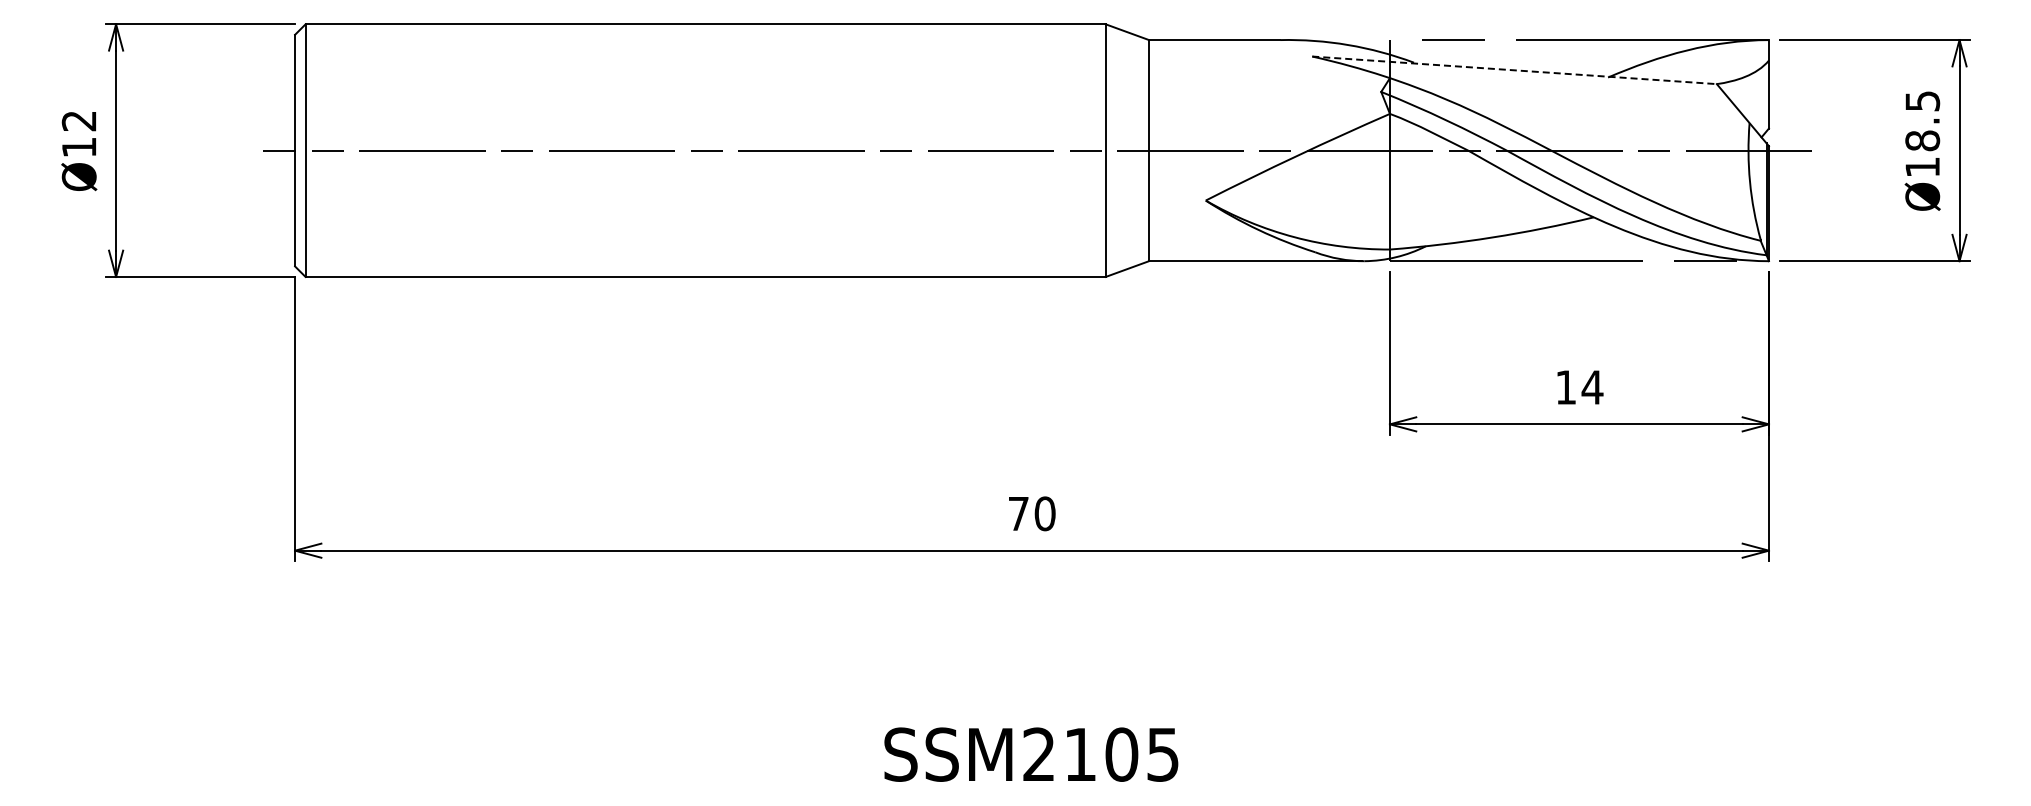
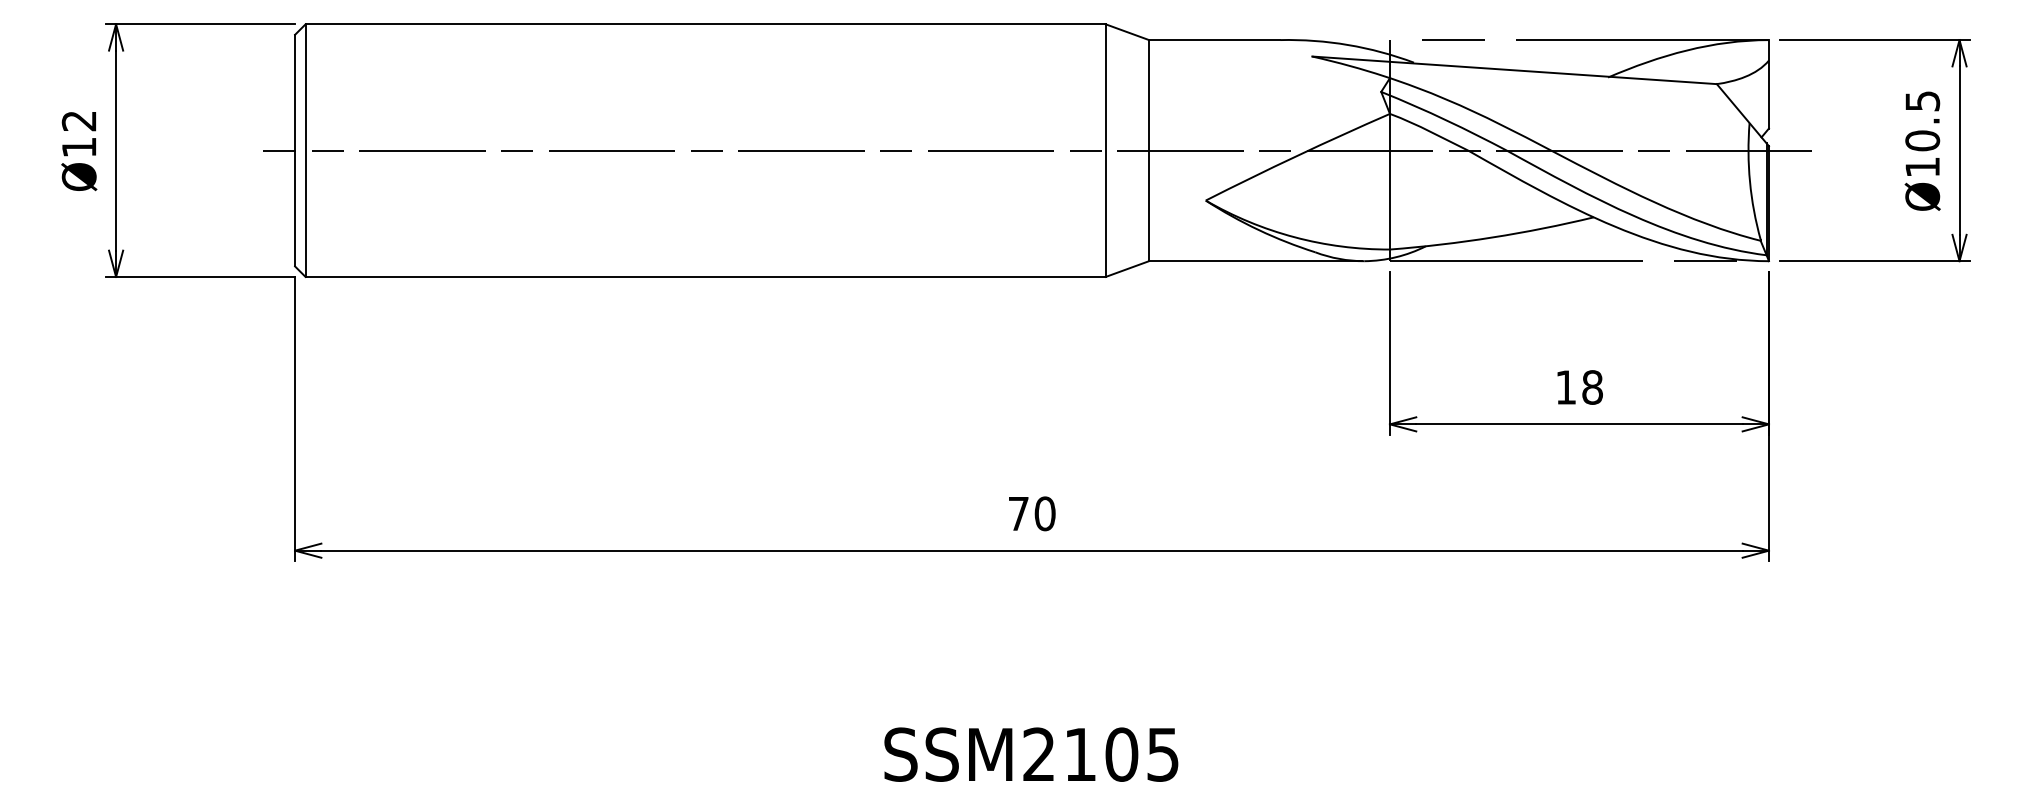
line: dashed -> solid (1514, 70)
text: Ø18.5 -> Ø10.5 (1922, 140)
text: 14 -> 18 (1592, 387)
